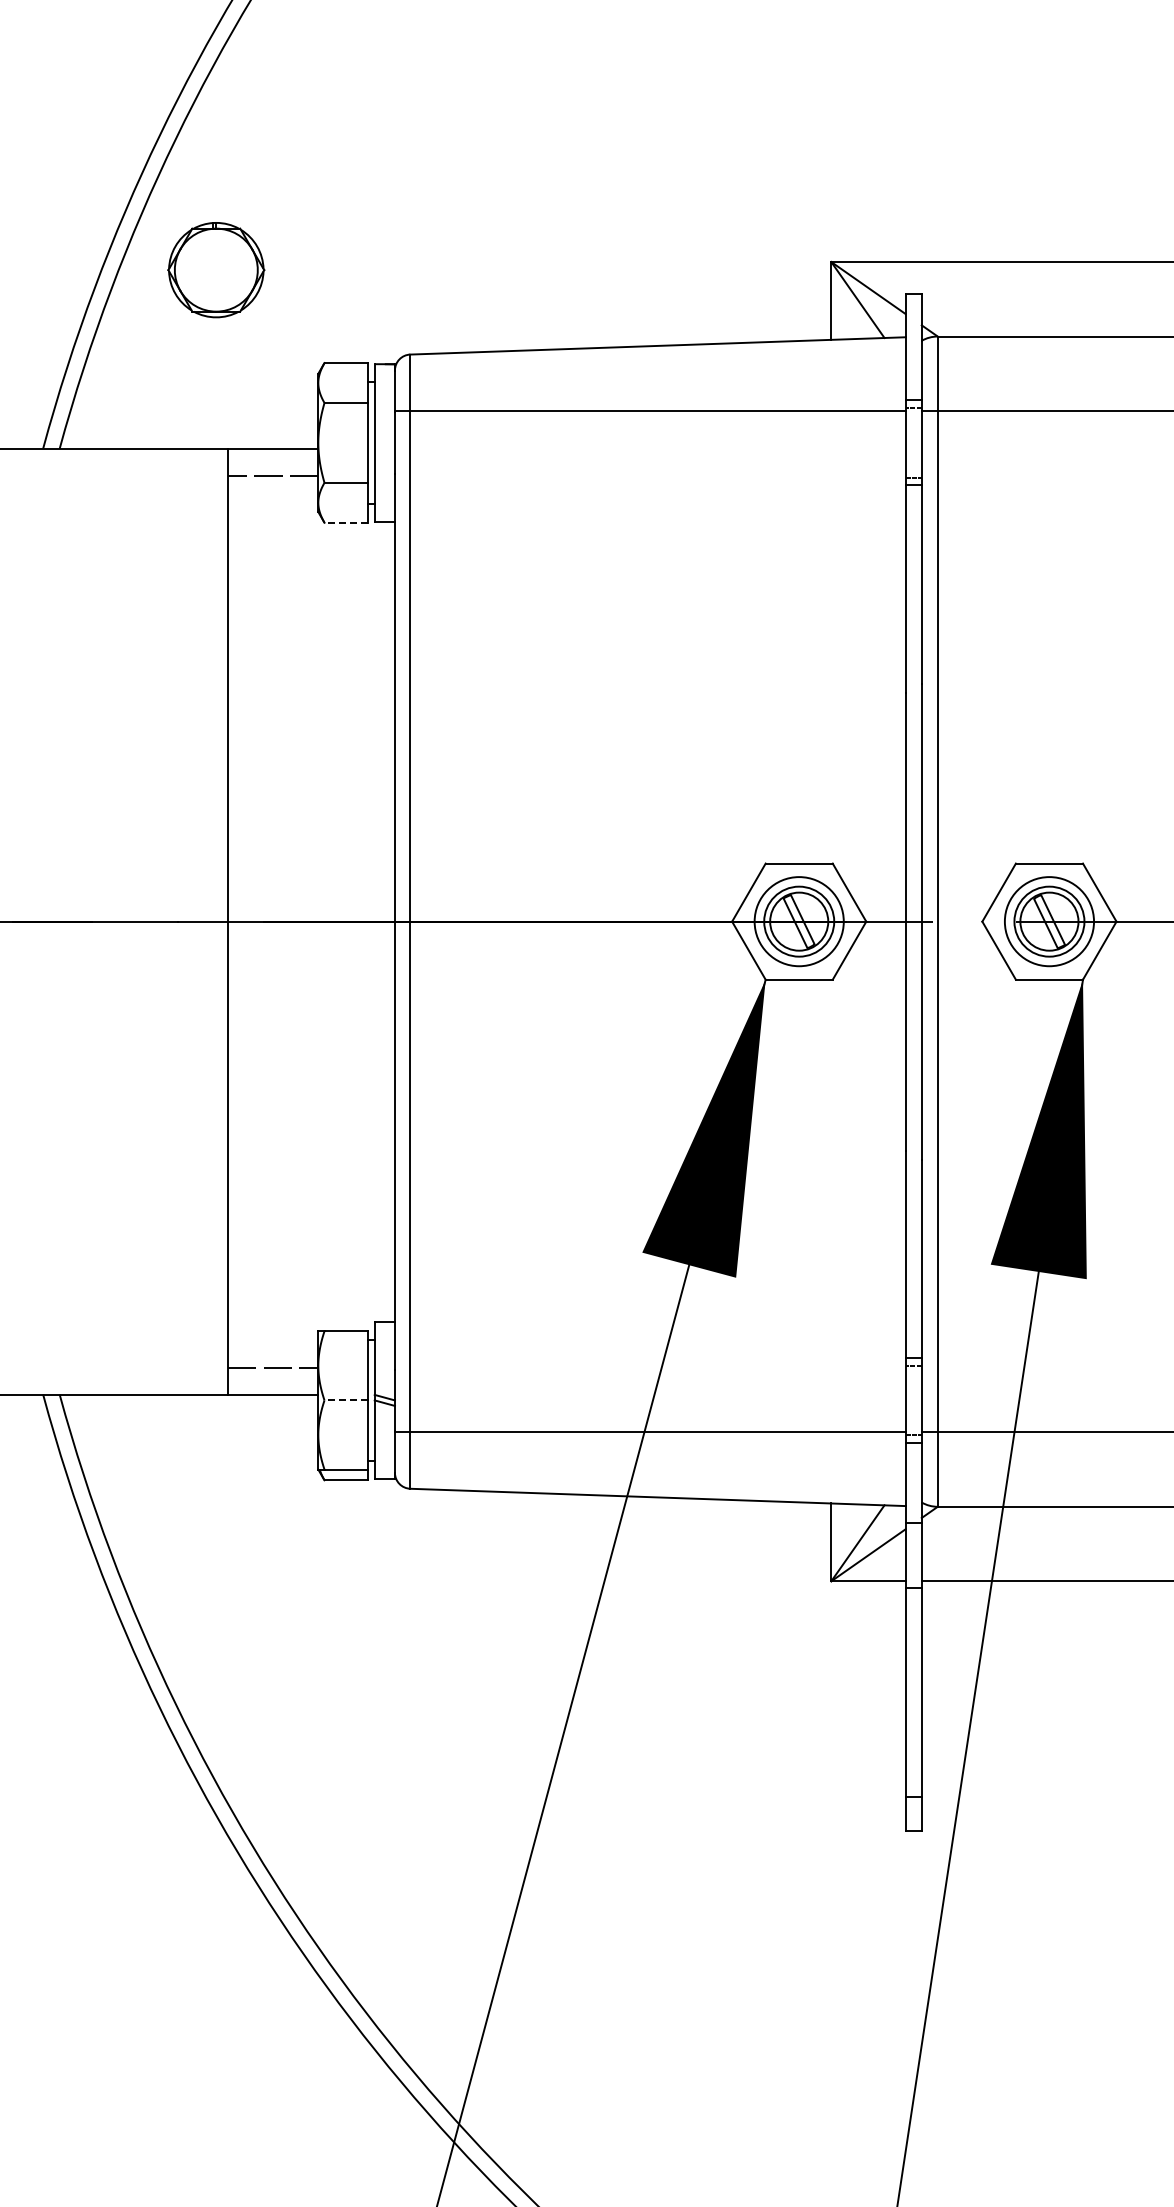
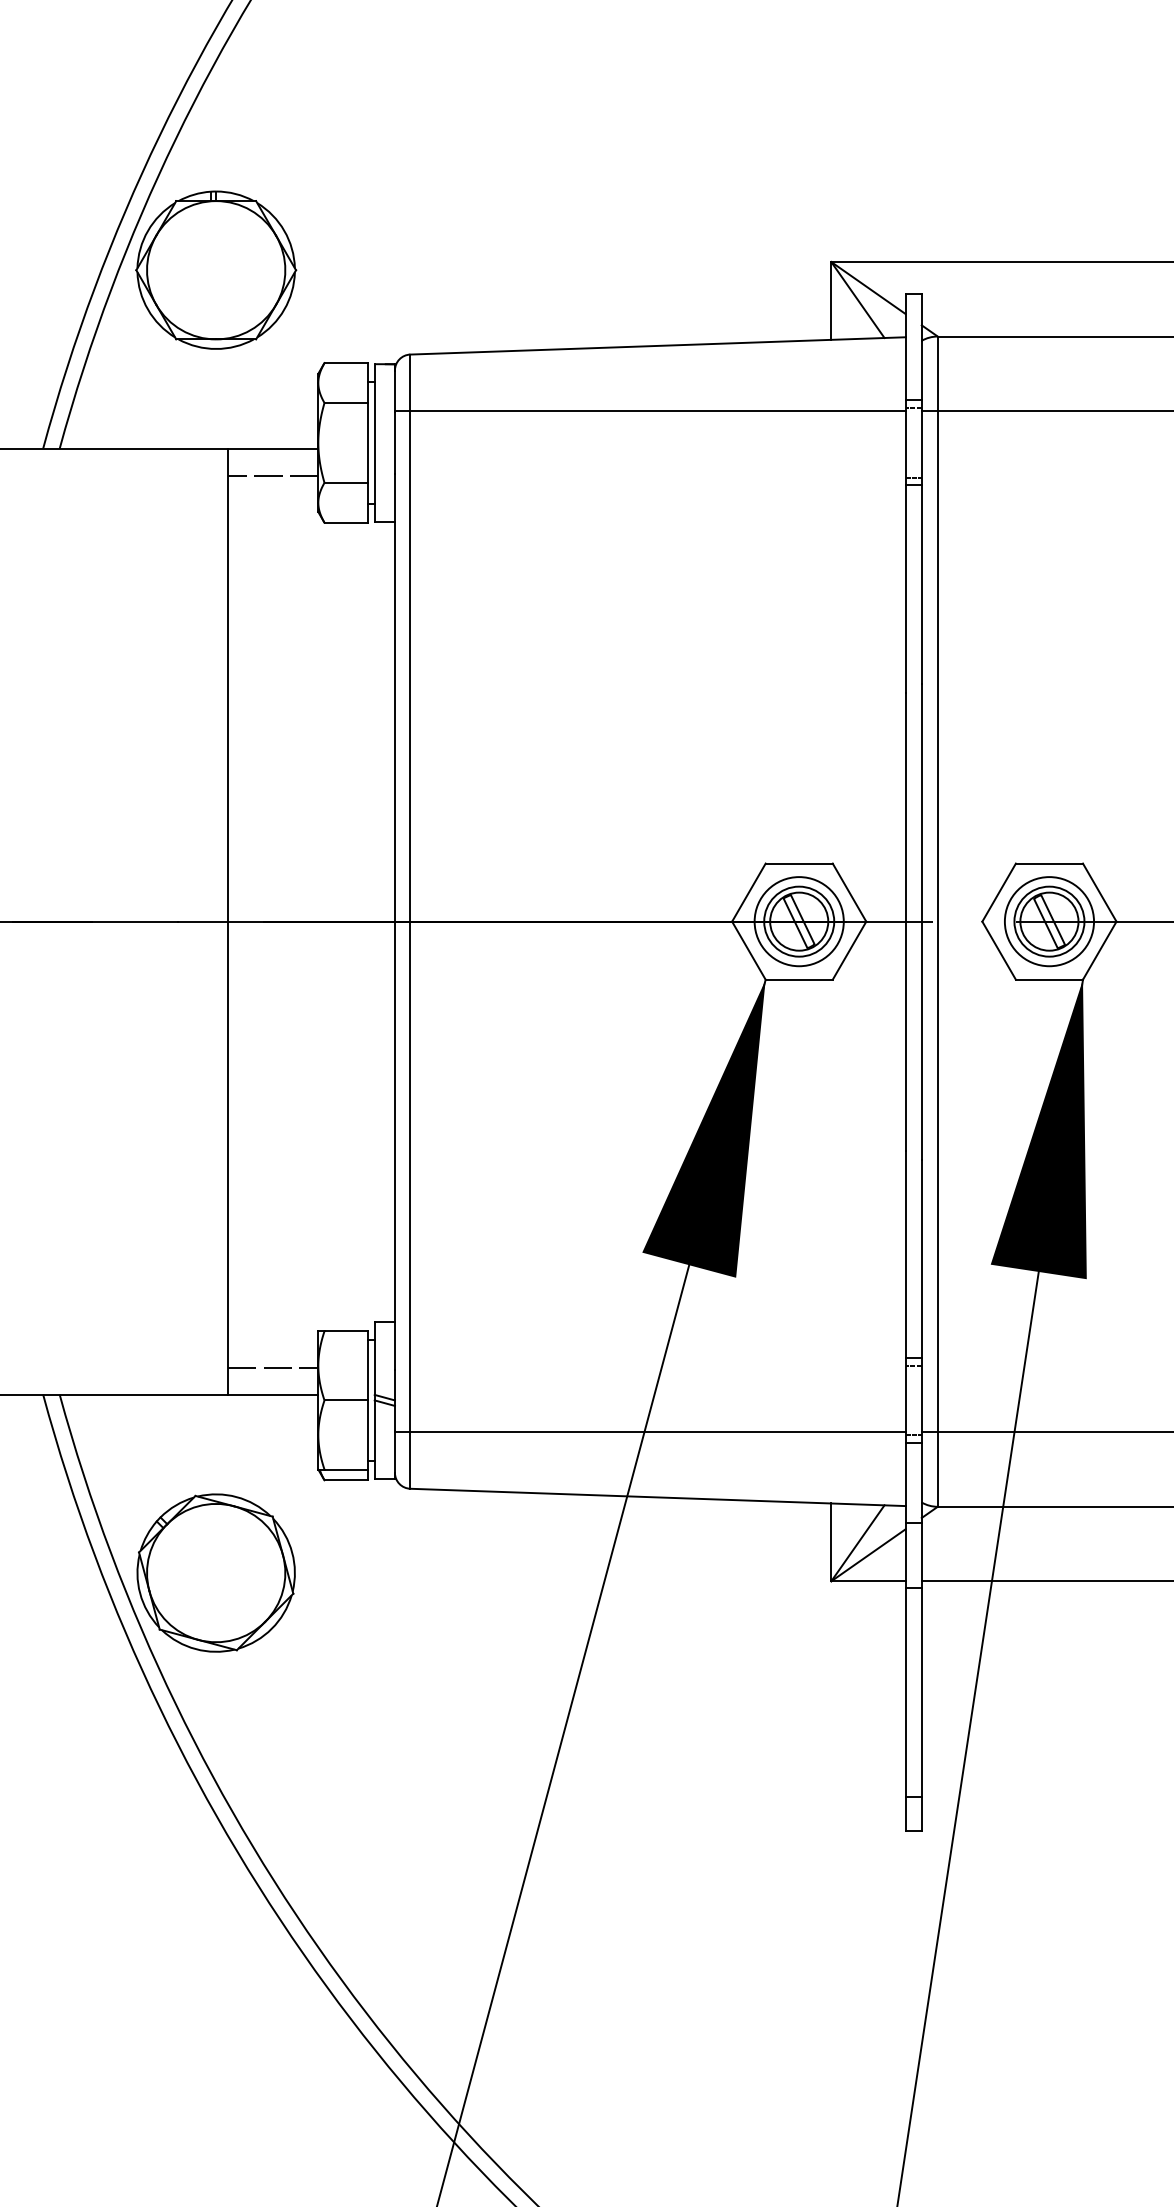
part size: 99x97 px -> 163x160 px (216, 269)
line: dashed -> solid (346, 522)
line: dashed -> solid (346, 1400)
part: none -> present (215, 1572)
